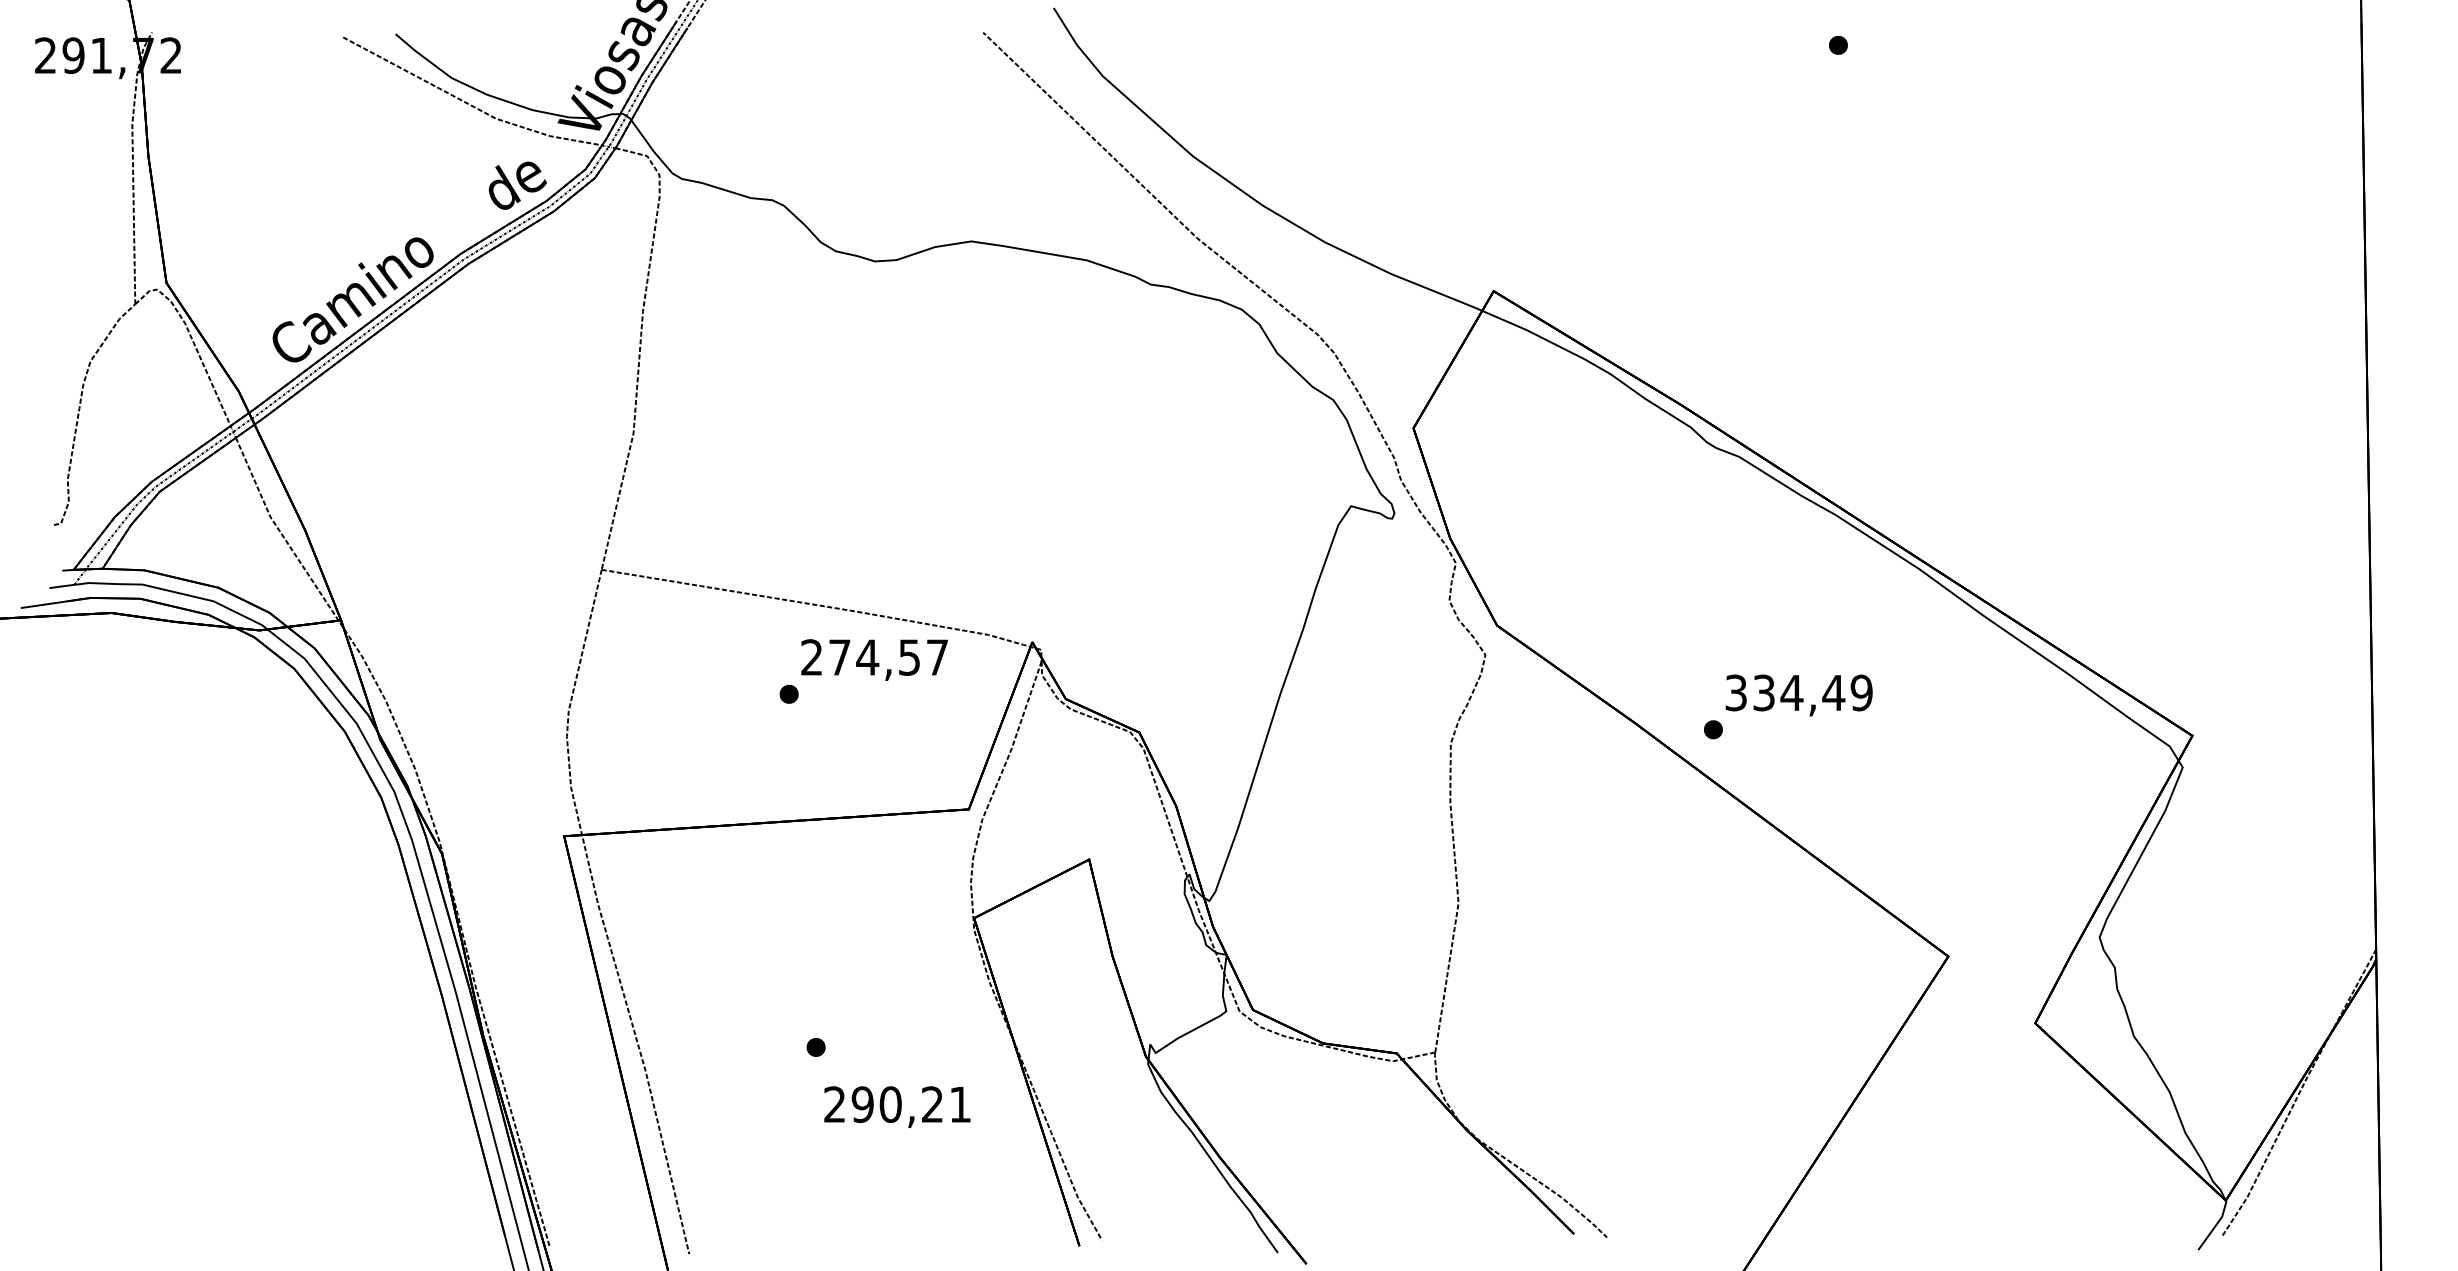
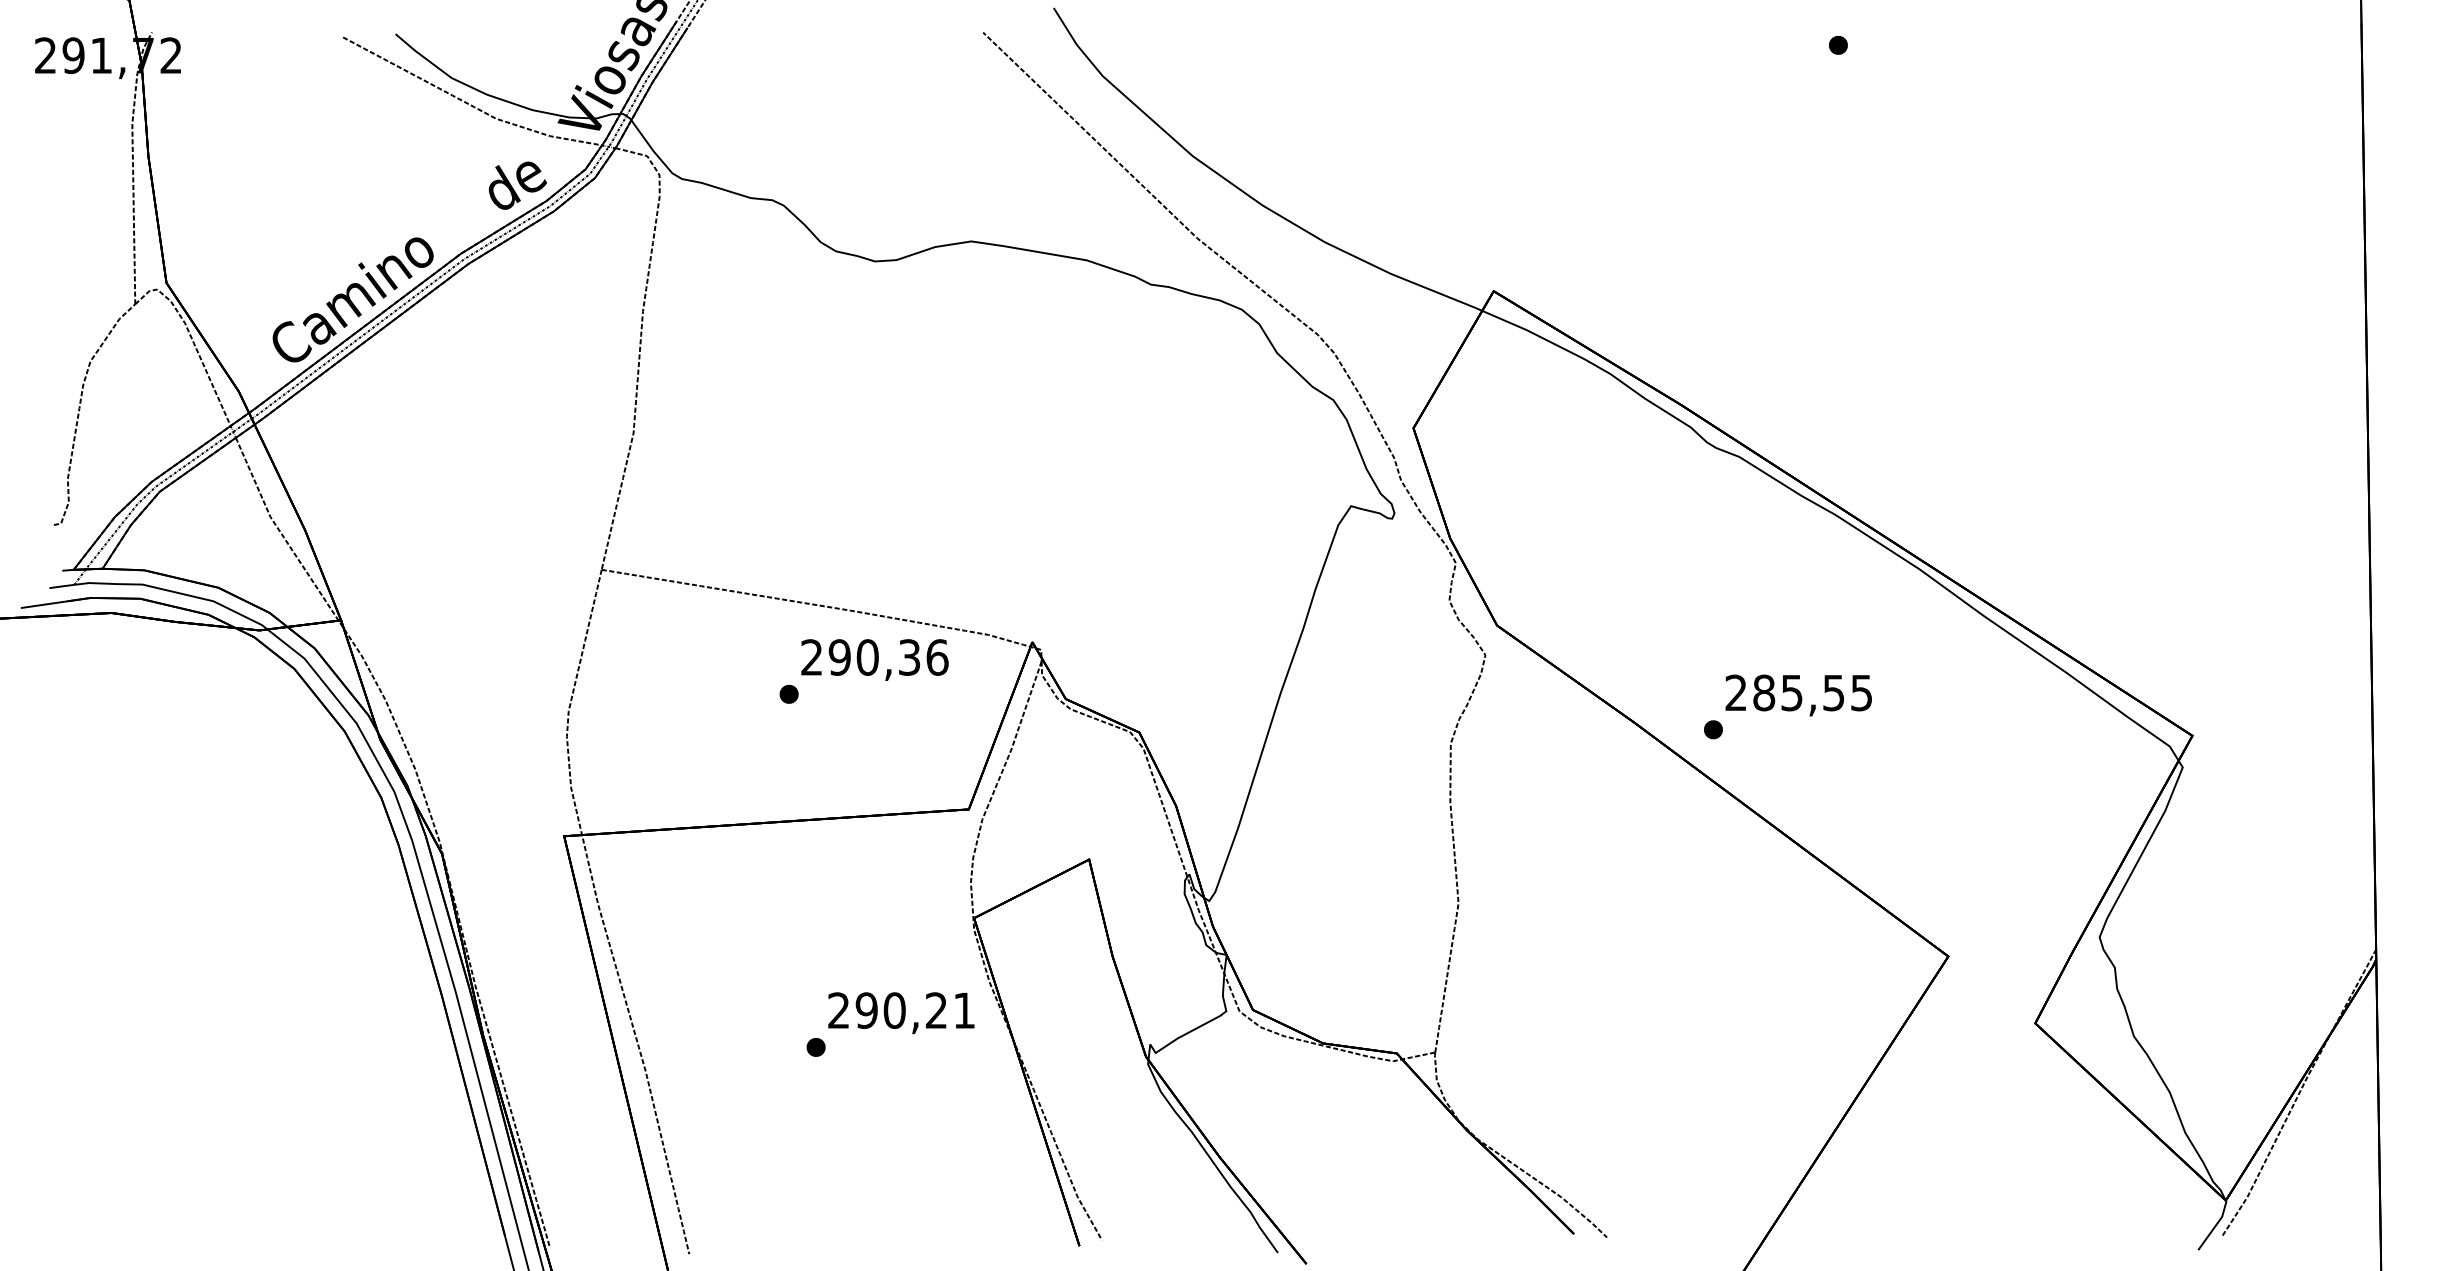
text: 274,57 -> 290,36 (888, 657)
text: 334,49 -> 285,55 (1798, 692)
text position: (897, 1106) -> (901, 1012) (901, 1012)
